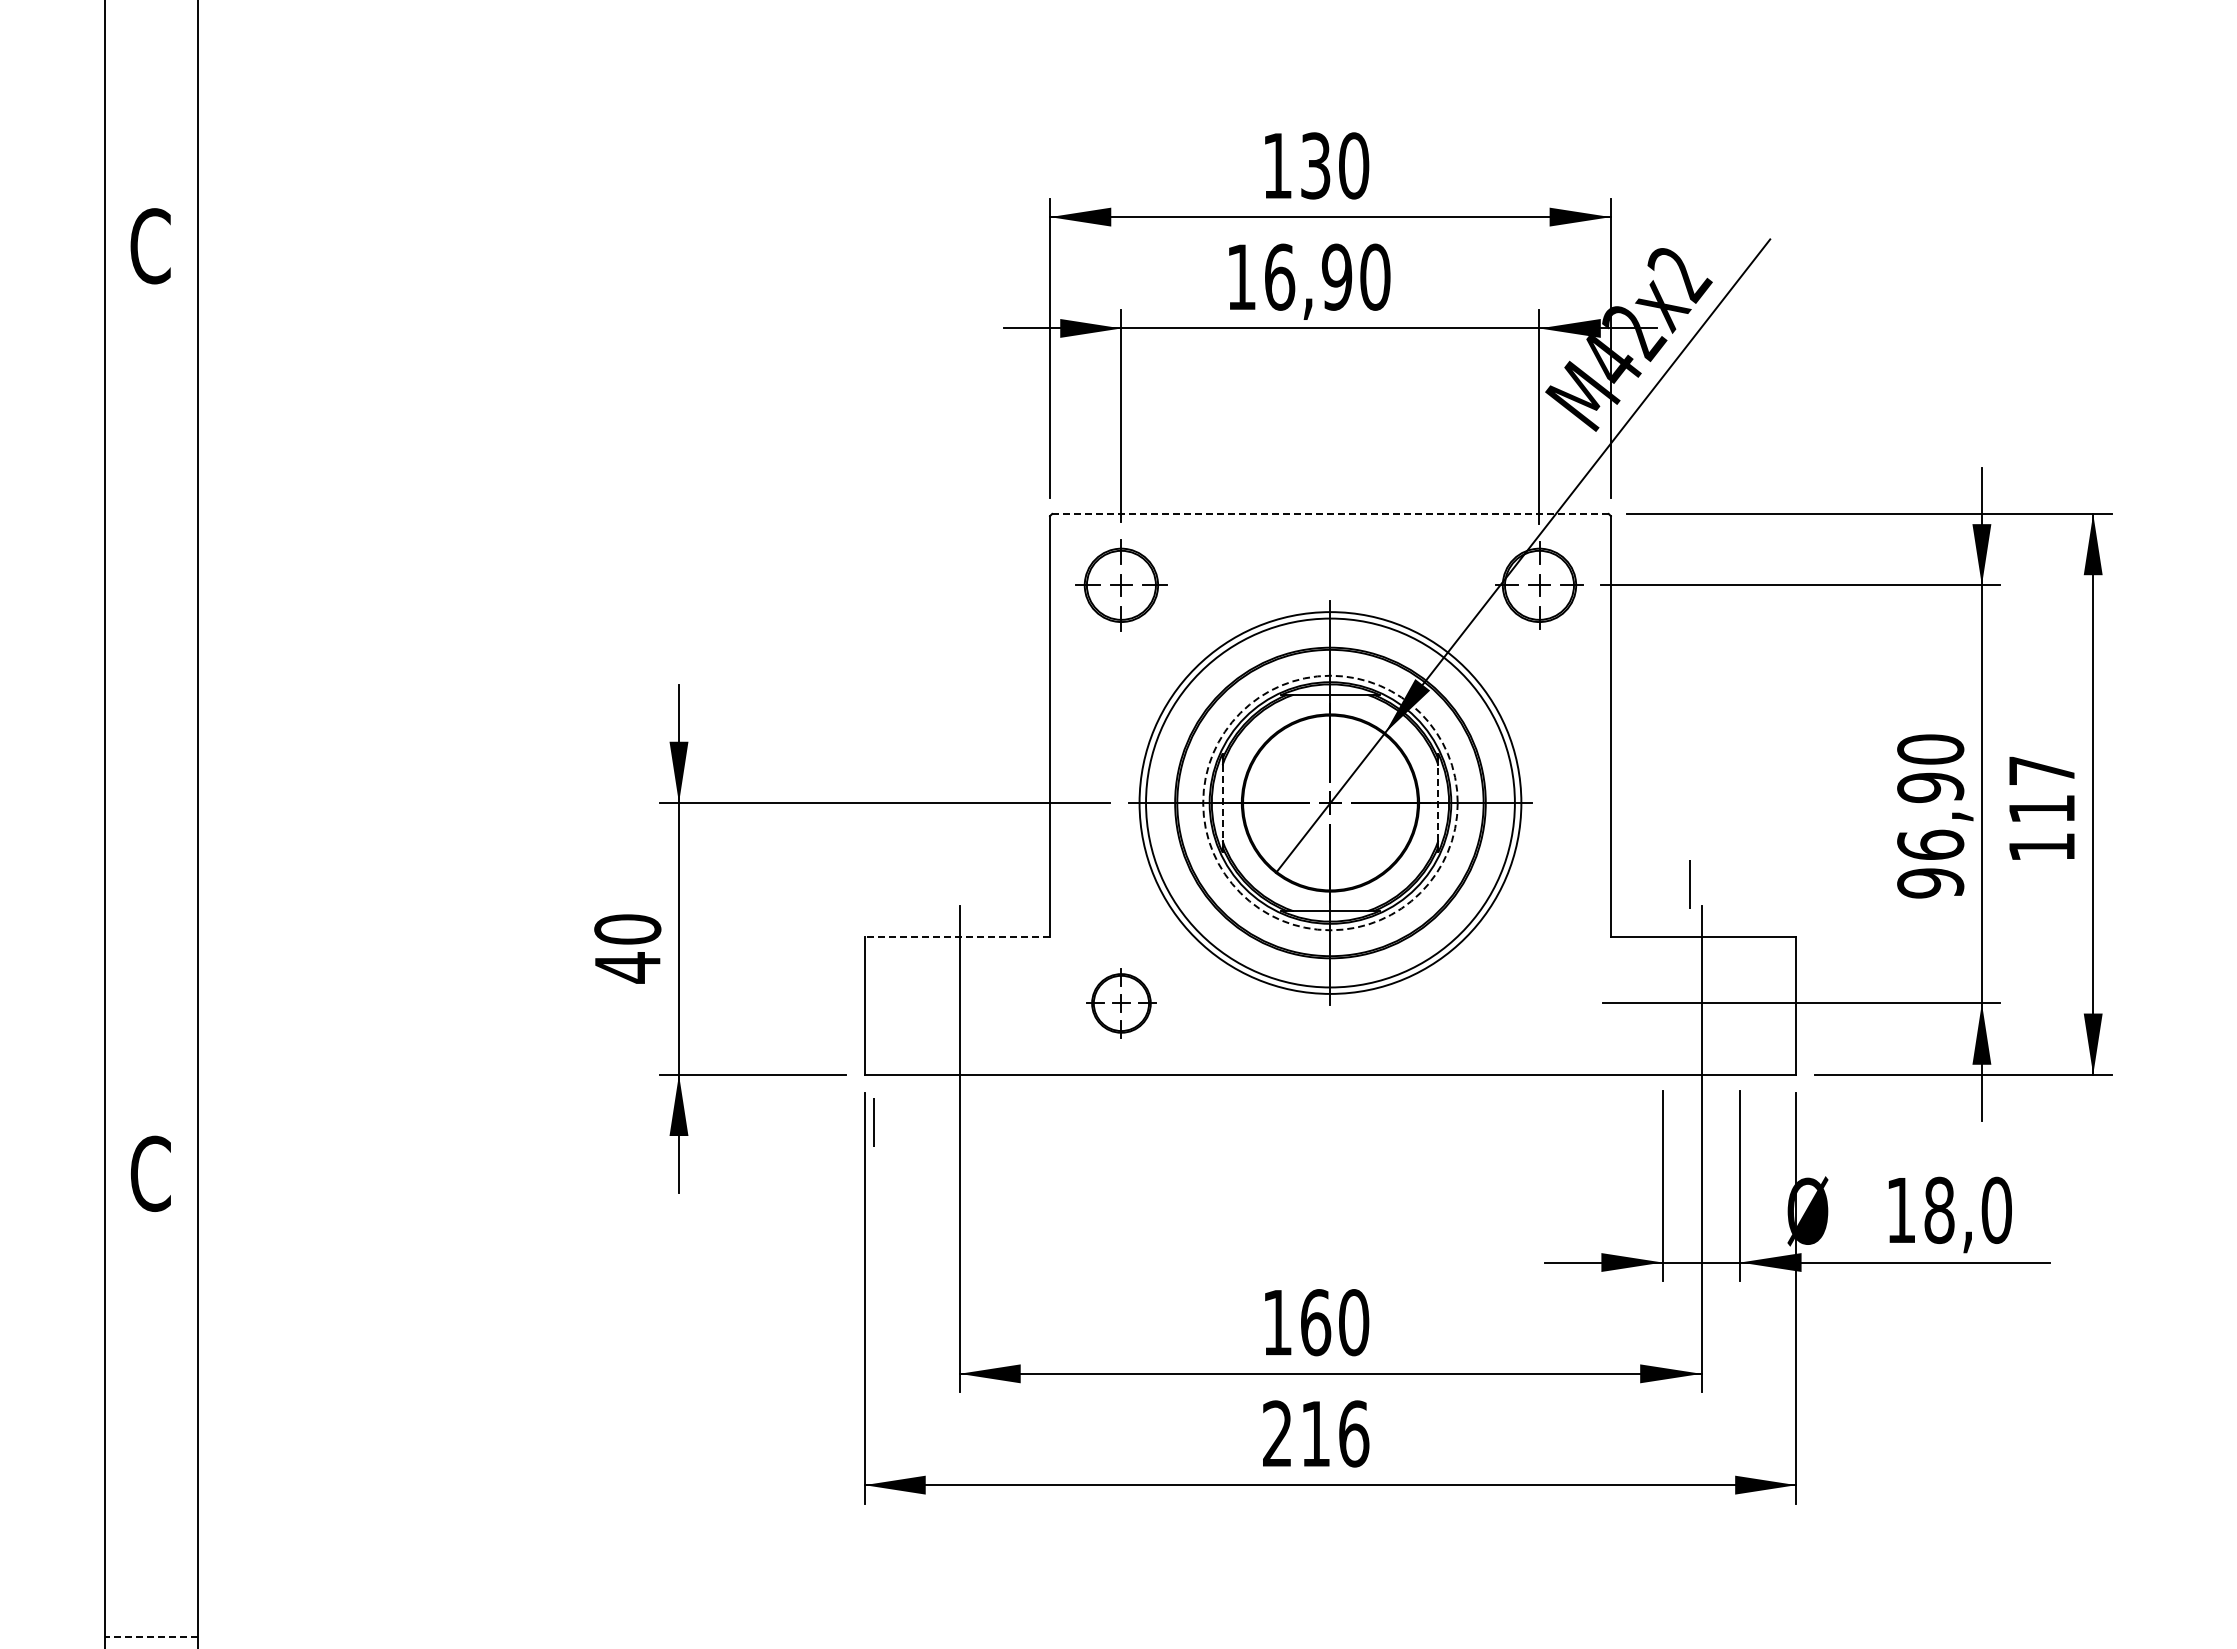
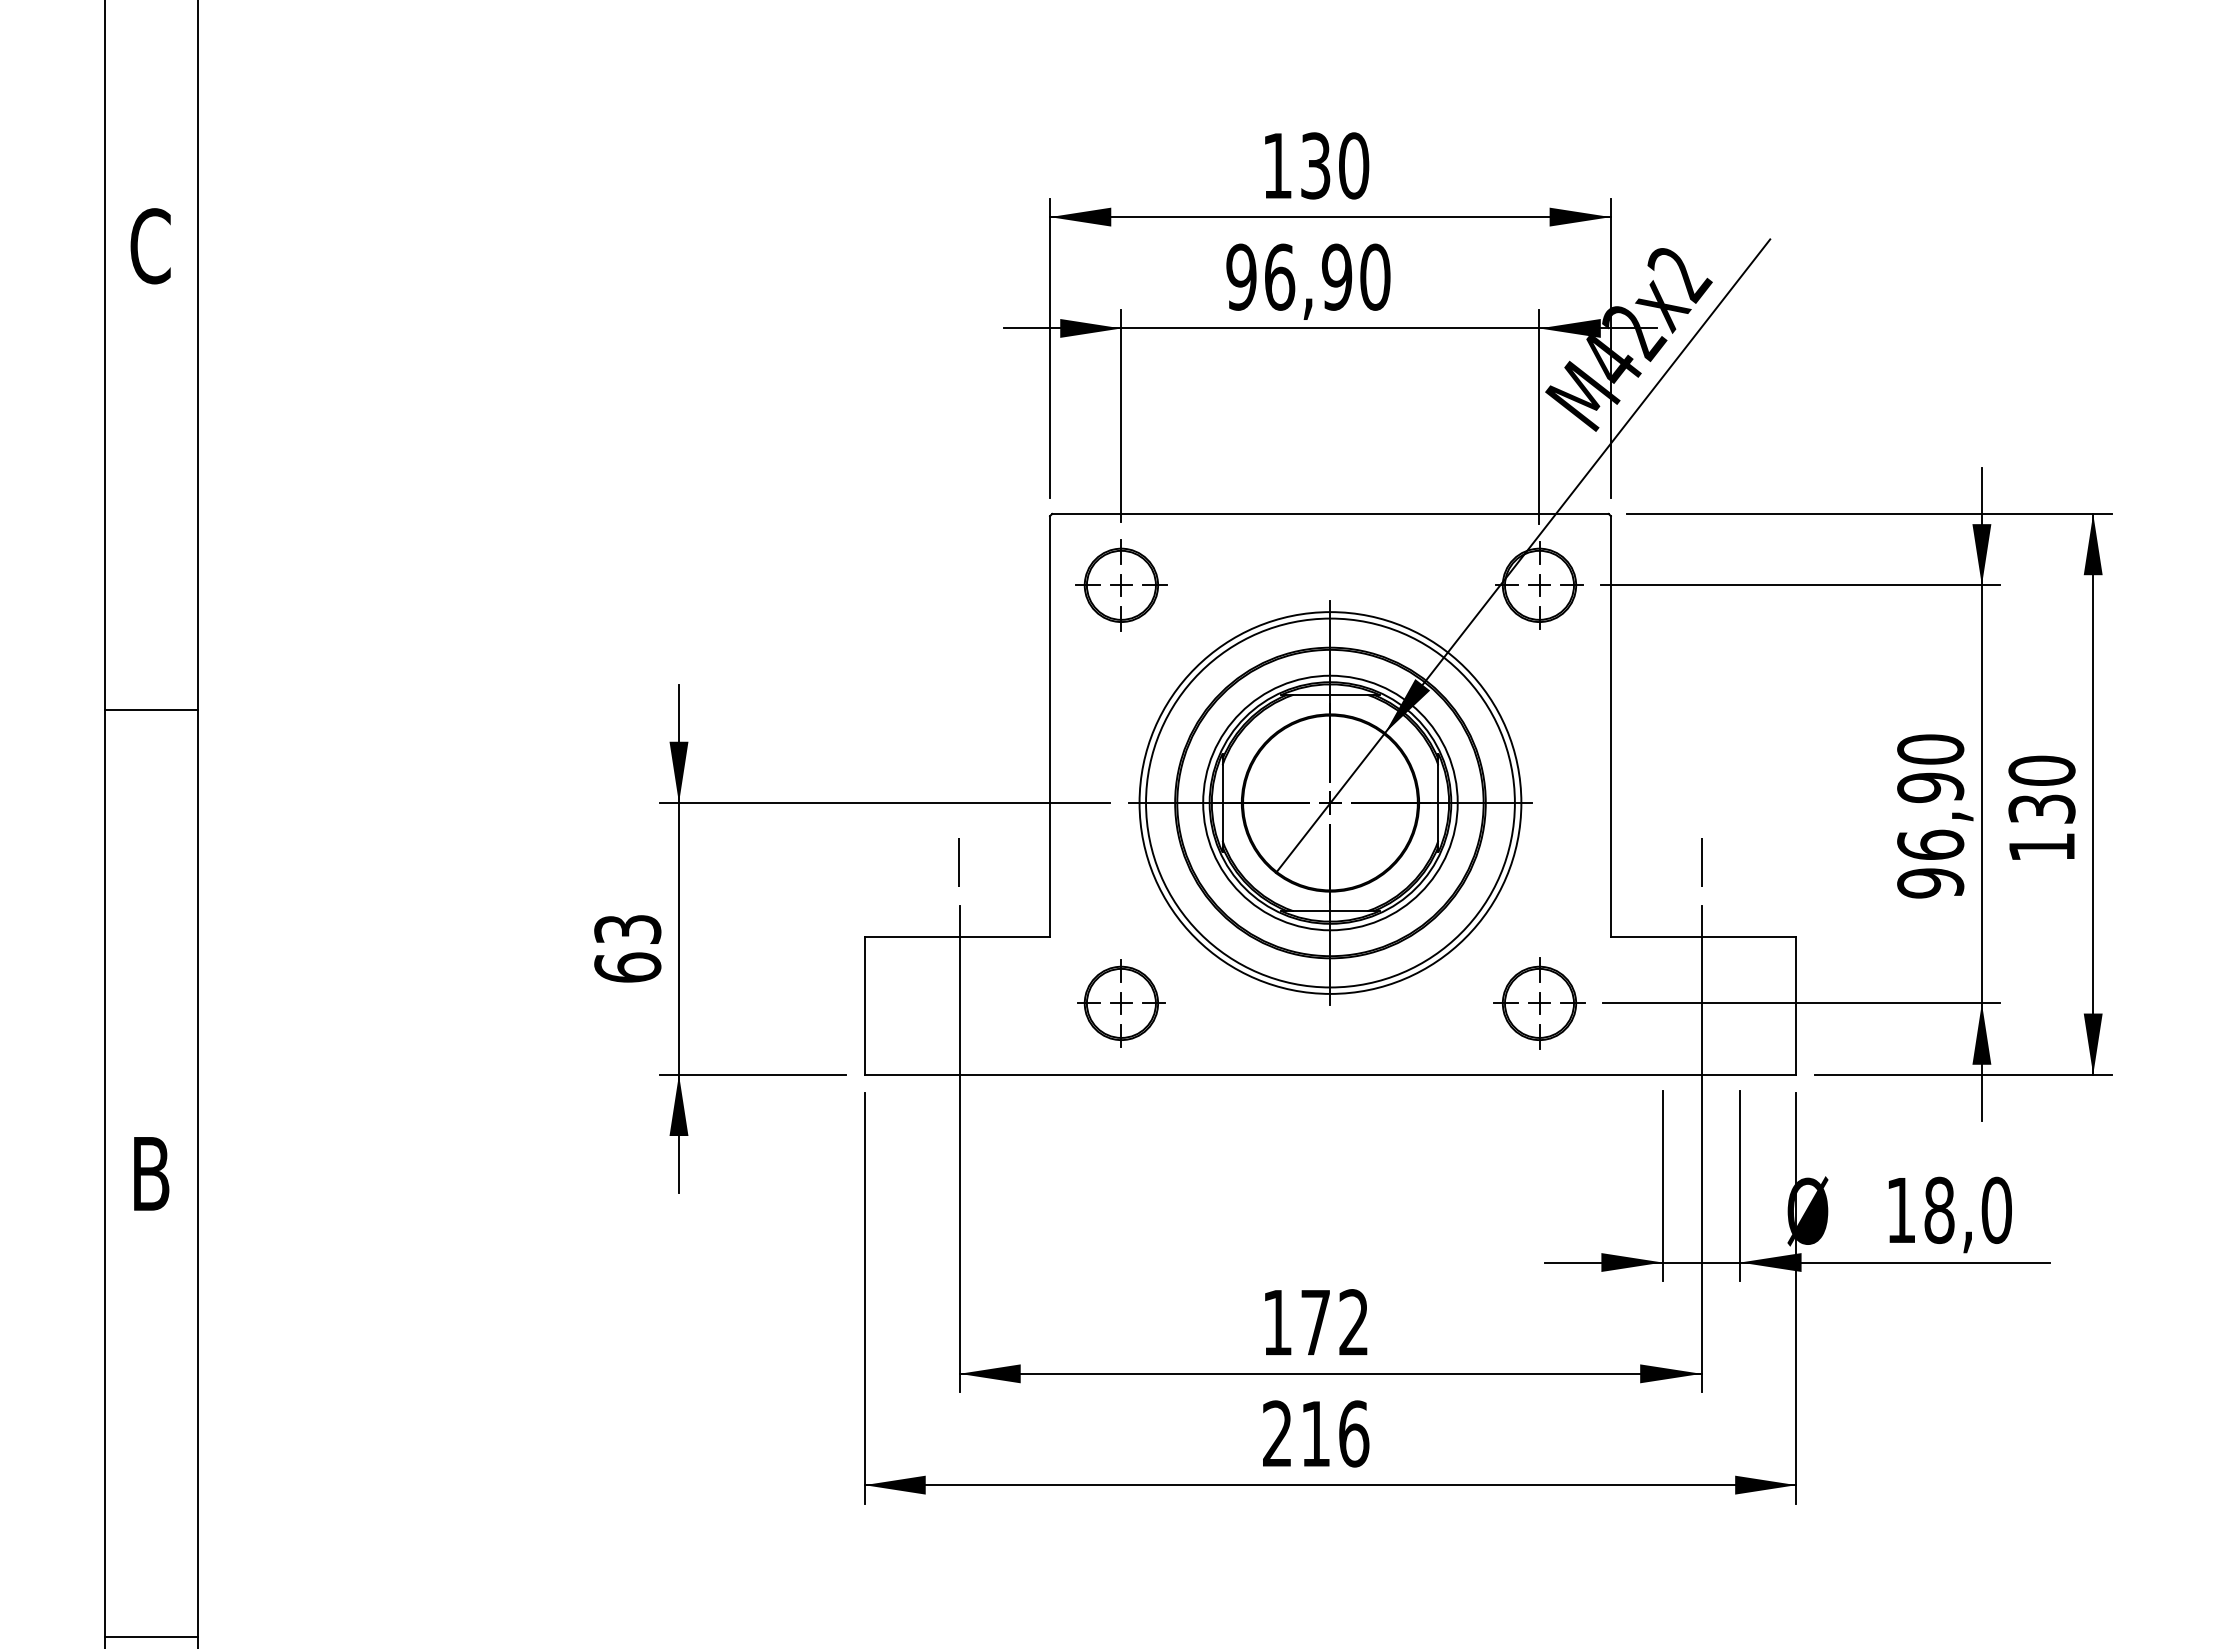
text: 16,90 -> 96,90 (1241, 276)
line: dashed -> solid (1329, 513)
line: none -> present (150, 709)
text: 117 -> 130 (2041, 789)
circle: dashed -> solid (1330, 802)
line: dashed -> solid (1222, 803)
line: dashed -> solid (1438, 803)
line position: (1689, 884) -> (1701, 862) (1701, 862)
line: dashed -> solid (957, 936)
text: 40 -> 63 (627, 948)
part size: 71x71 px -> 89x89 px (1121, 1003)
part: none -> present (1539, 1003)
line position: (873, 1122) -> (958, 862) (958, 862)
text: C -> B (150, 1173)
text: 160 -> 172 (1335, 1322)
line: dashed -> solid (150, 1637)
